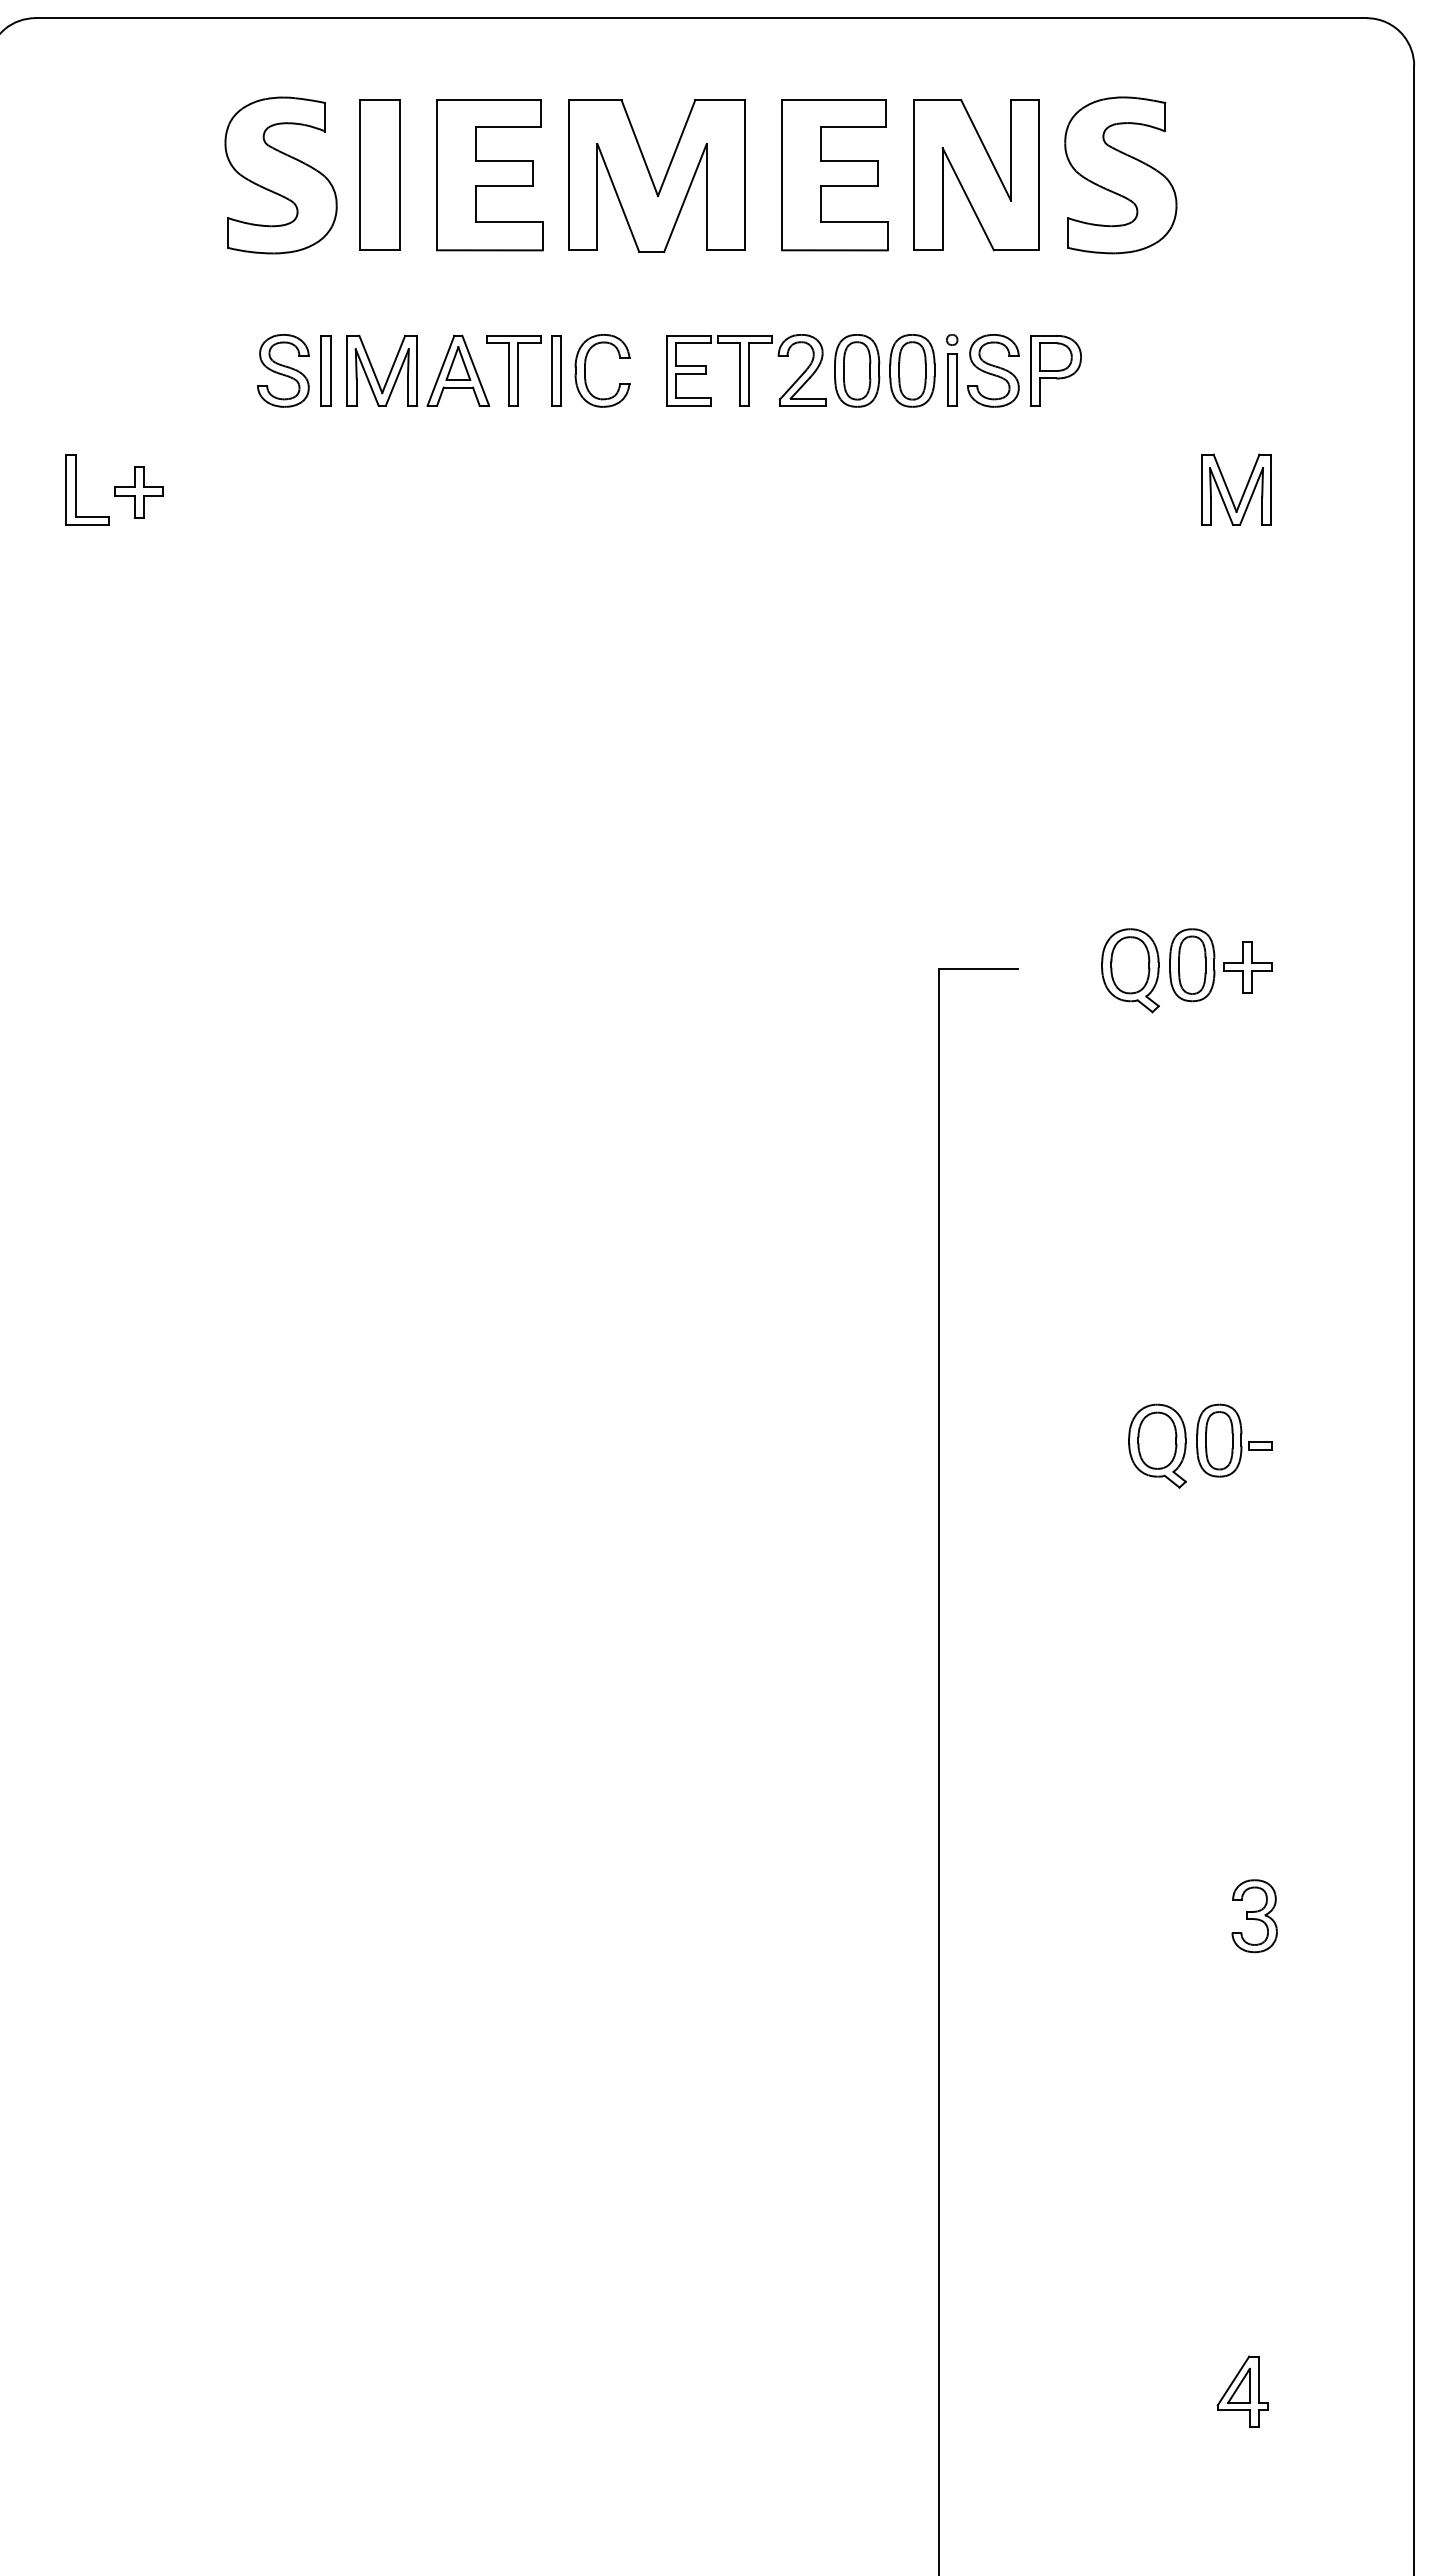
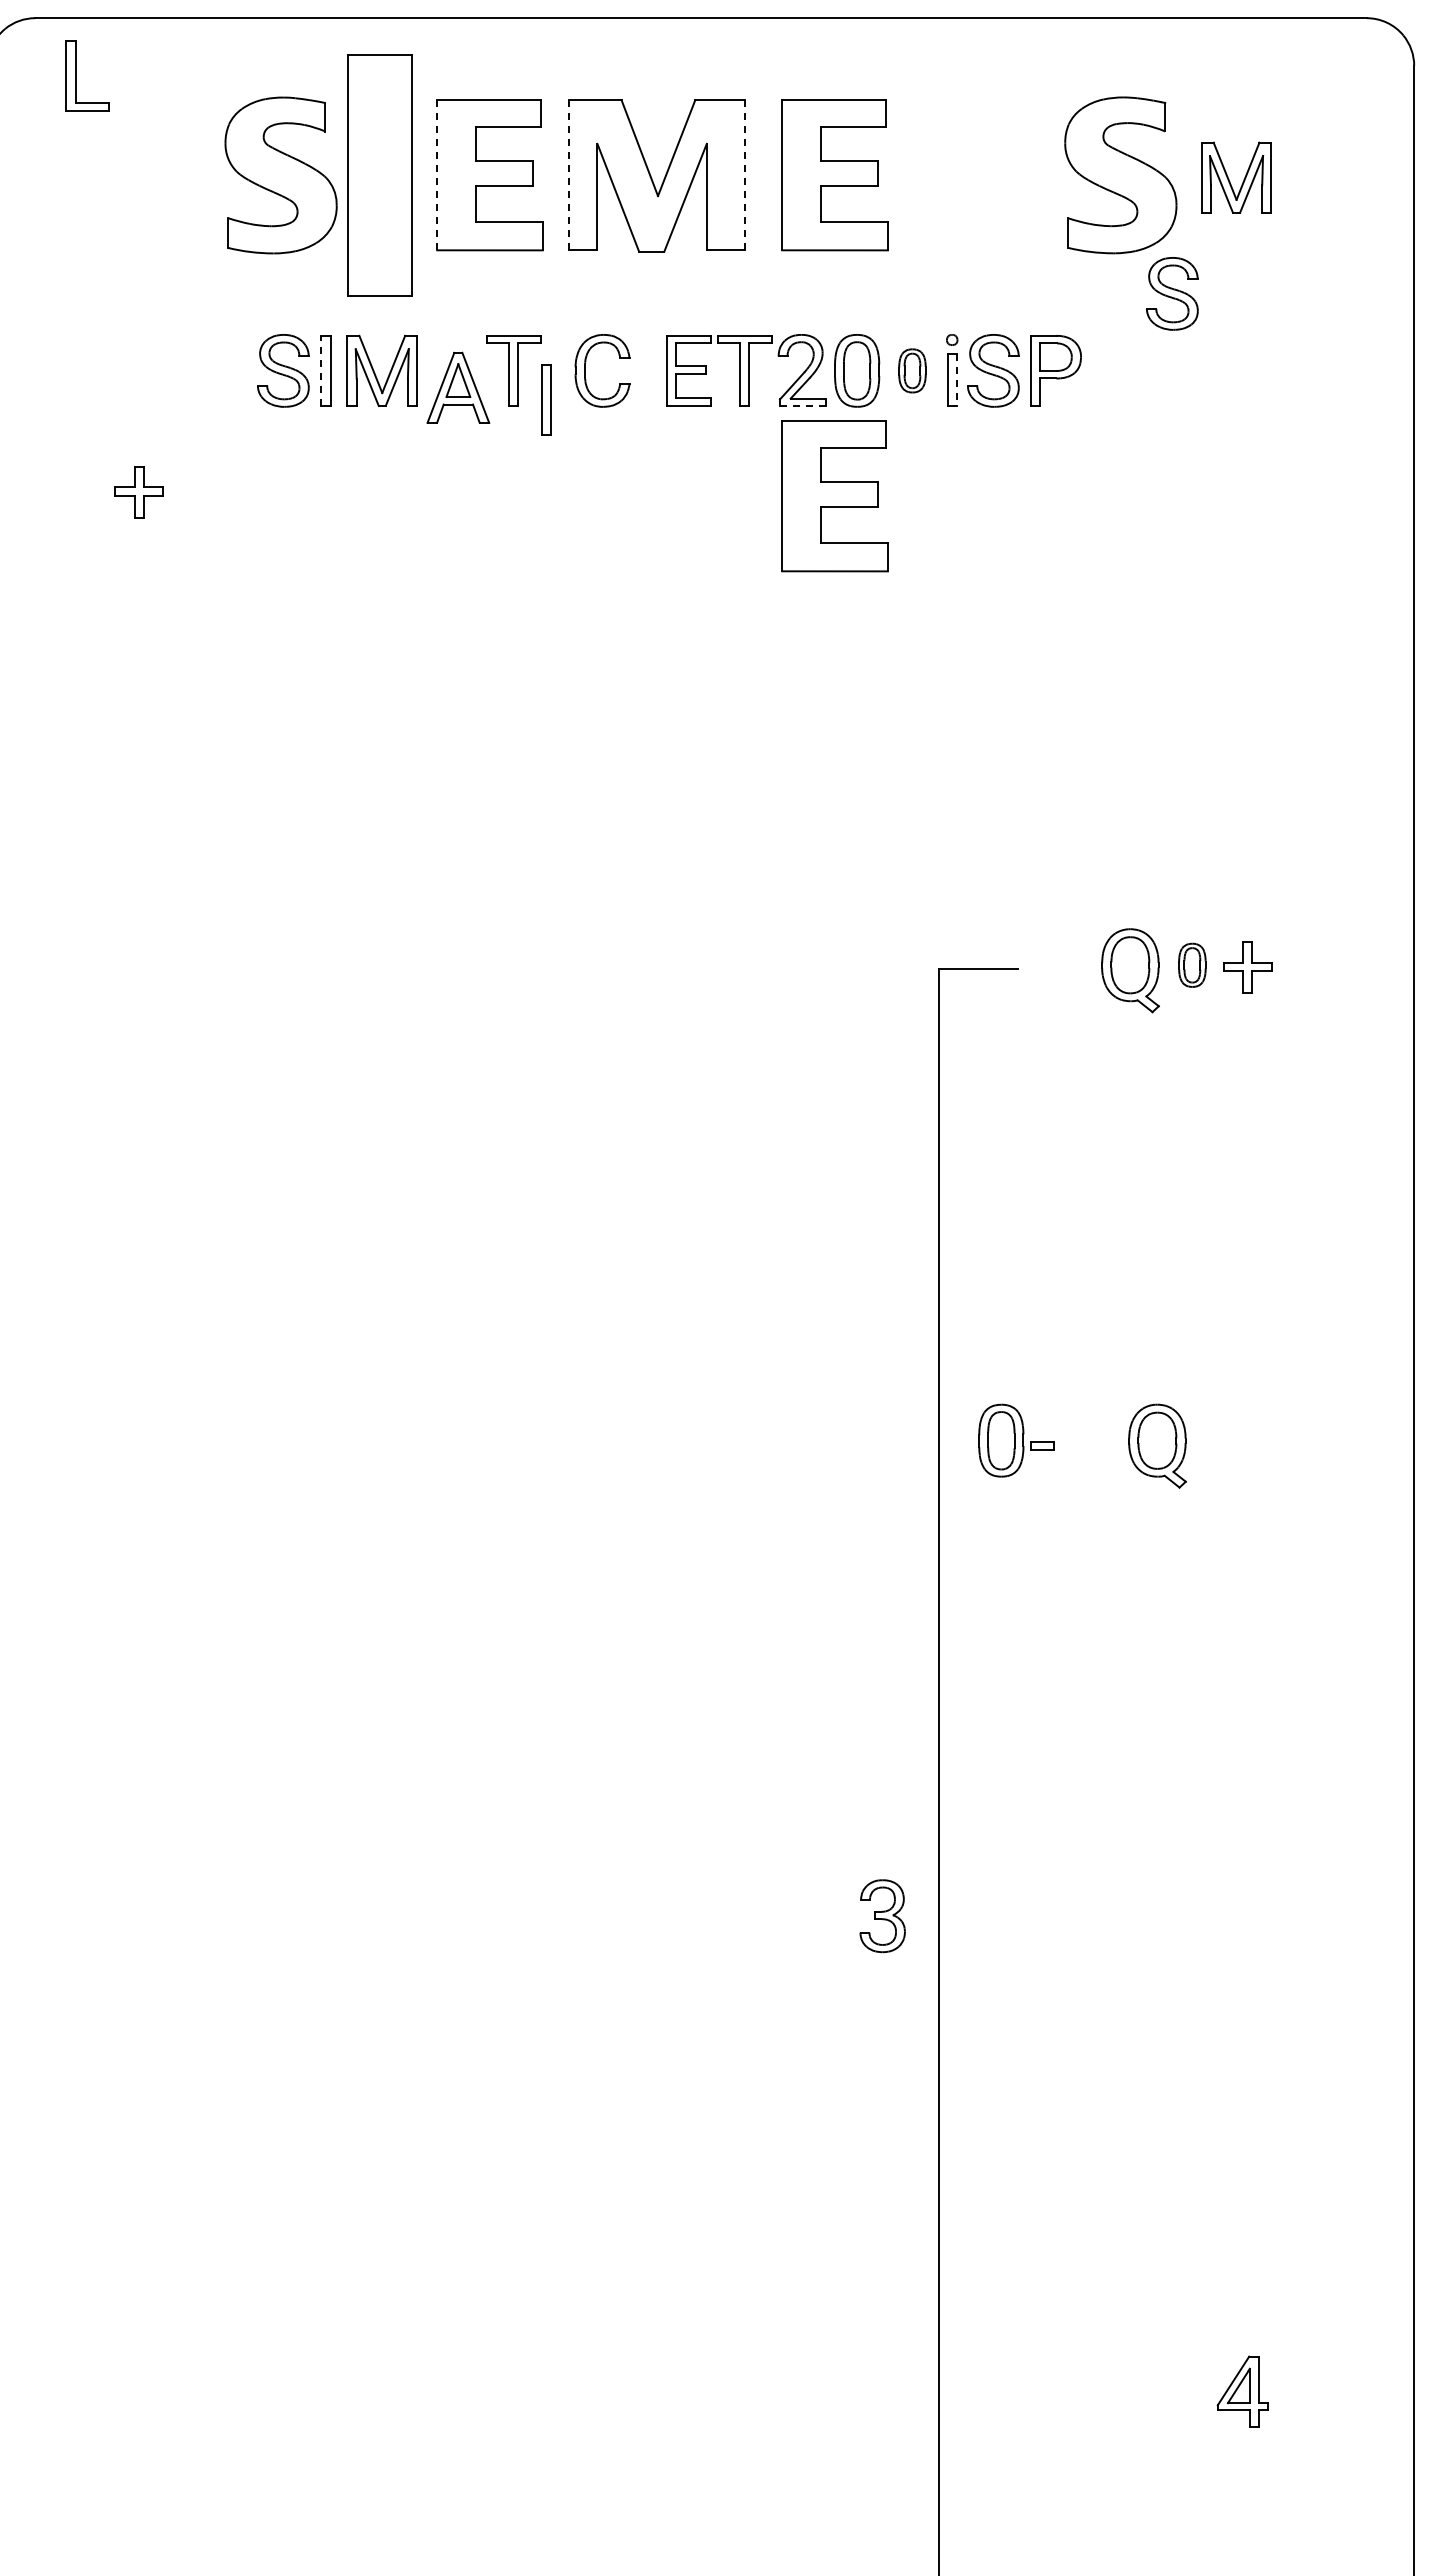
part size: 42x152 px -> 66x243 px (379, 175)
line: solid -> dashed (437, 174)
line: solid -> dashed (569, 174)
line: solid -> dashed (745, 175)
part: present -> none (976, 175)
part: none -> present (1172, 293)
line: solid -> dashed (321, 370)
part position: (458, 370) -> (458, 387) (458, 387)
part position: (556, 370) -> (546, 399) (546, 399)
part size: 47x74 px -> 29x46 px (912, 370)
line: solid -> dashed (956, 380)
line: solid -> dashed (802, 405)
part position: (76, 489) -> (76, 75) (76, 75)
part position: (1230, 493) -> (1230, 181) (1230, 181)
part: none -> present (834, 496)
part size: 47x75 px -> 29x46 px (1192, 964)
part position: (1234, 1440) -> (1016, 1440) (1016, 1440)
part position: (1254, 1916) -> (882, 1916) (882, 1916)
